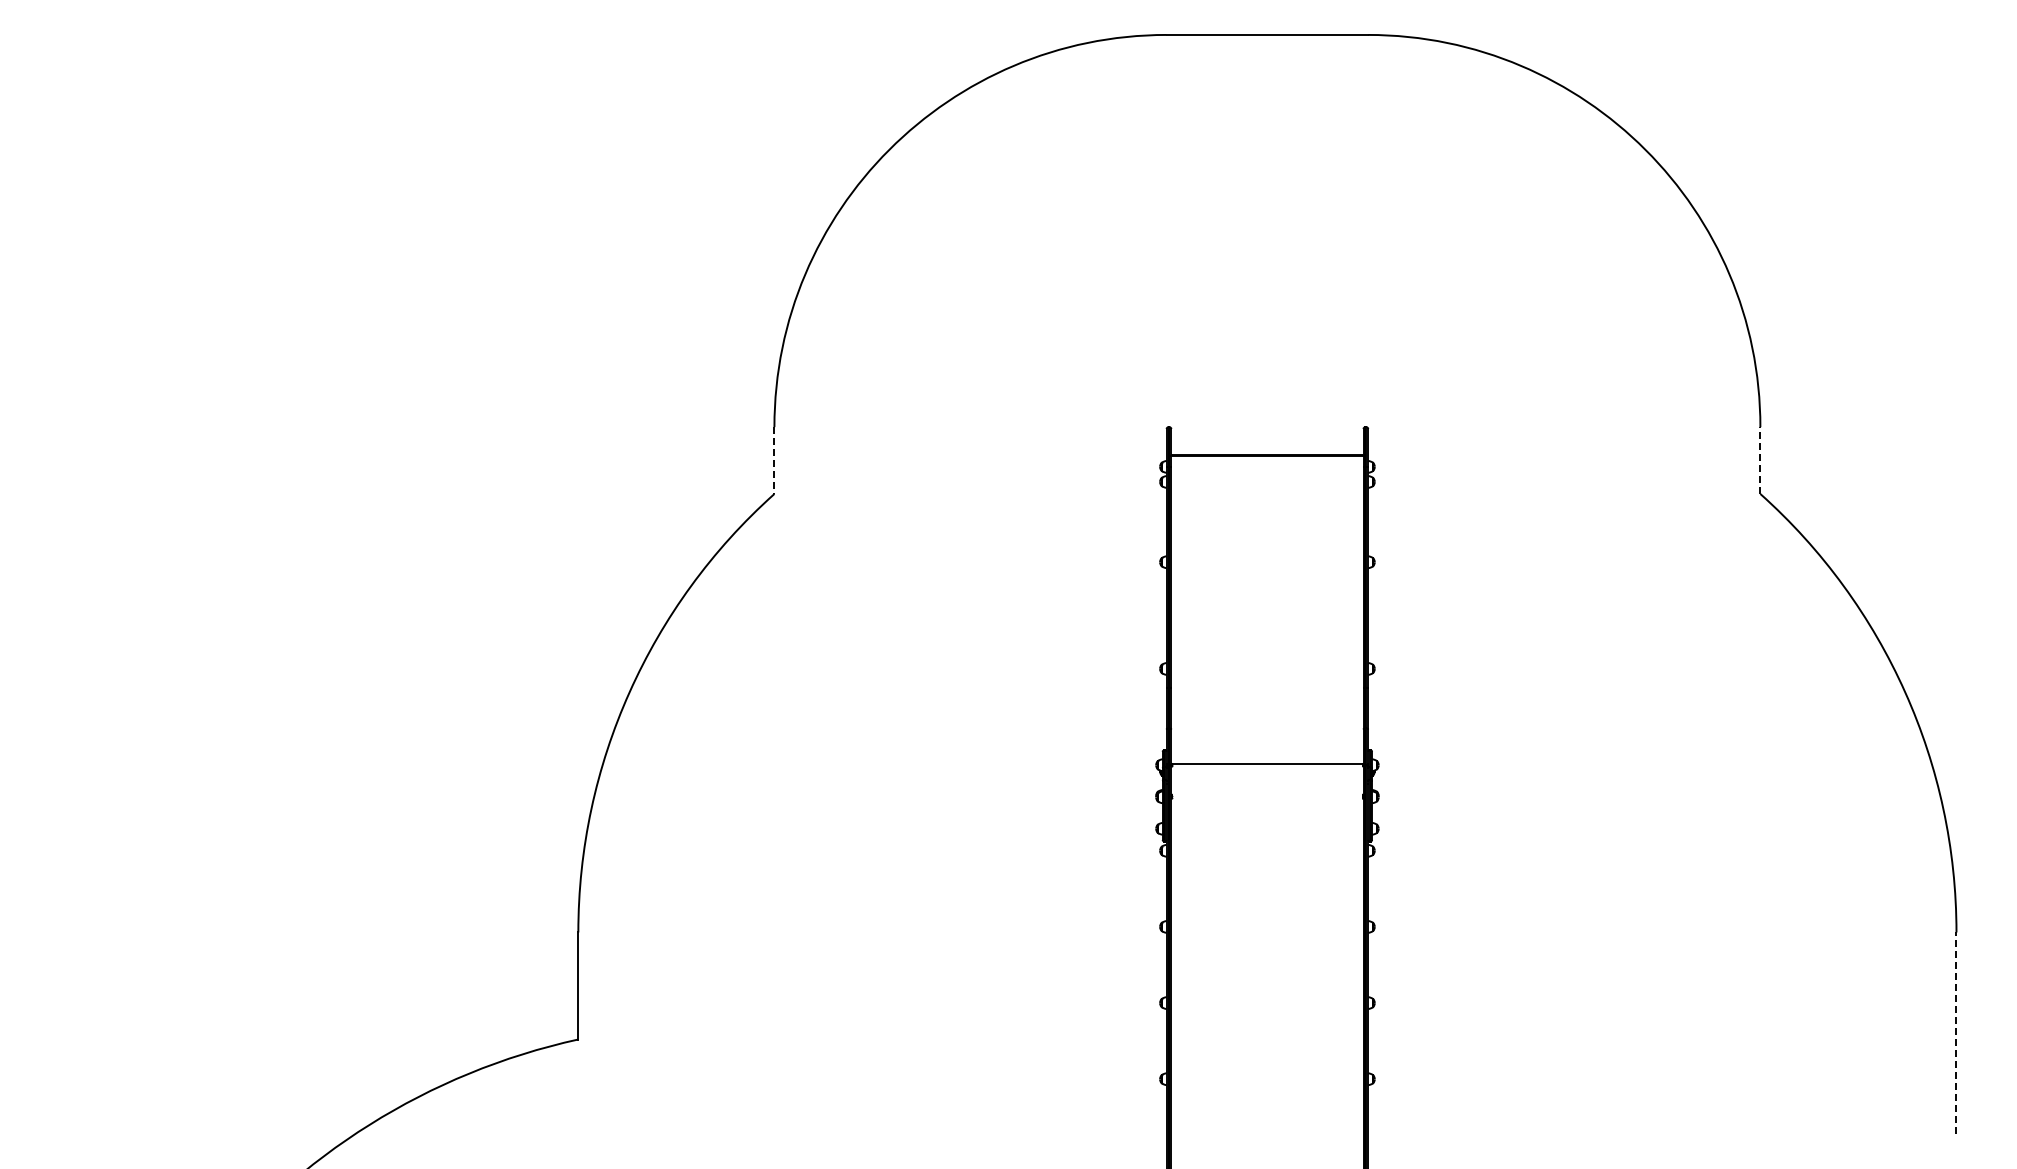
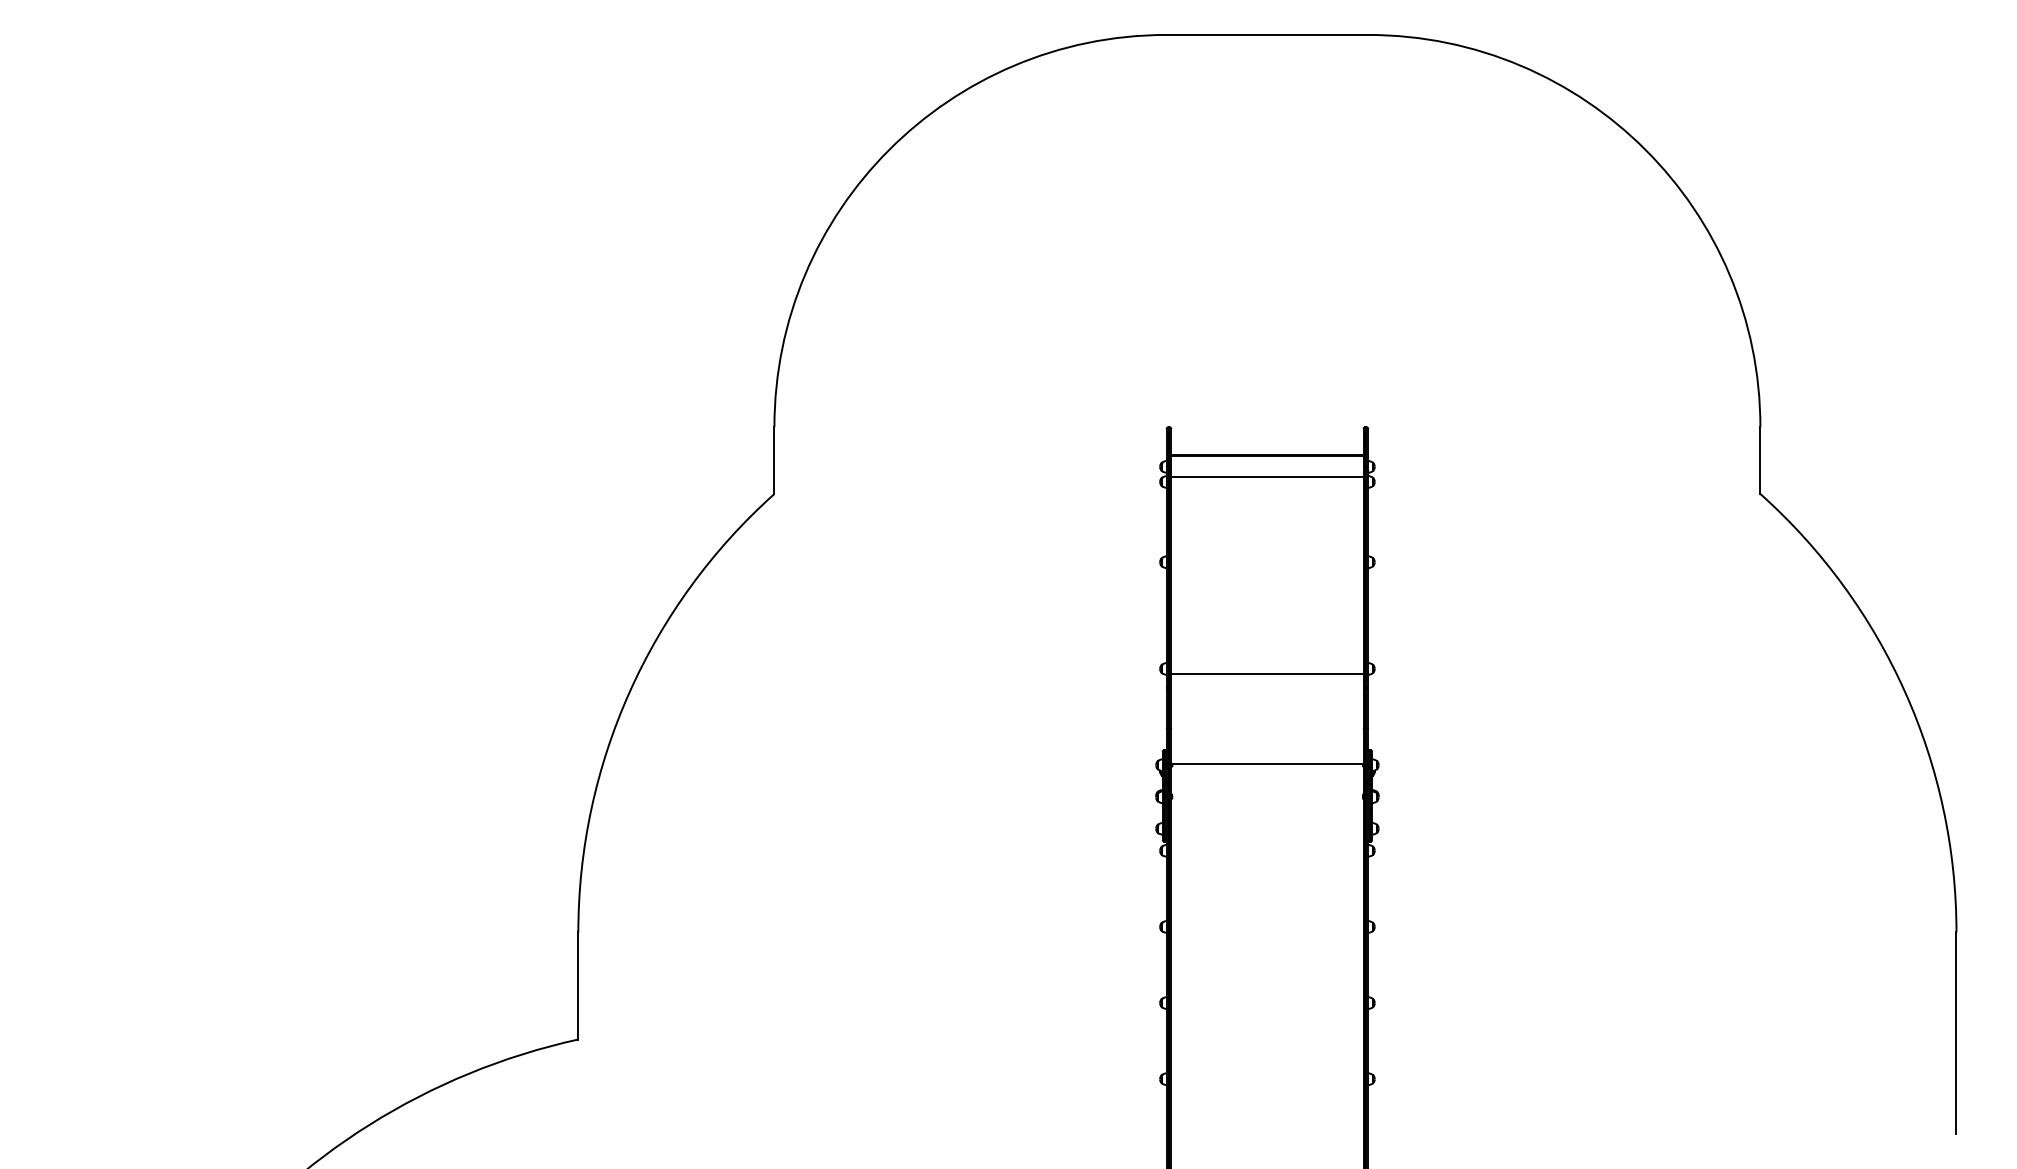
line: dashed -> solid (1760, 460)
line: dashed -> solid (774, 461)
line: none -> present (1267, 476)
line: none -> present (1267, 673)
line: dashed -> solid (1956, 1033)
